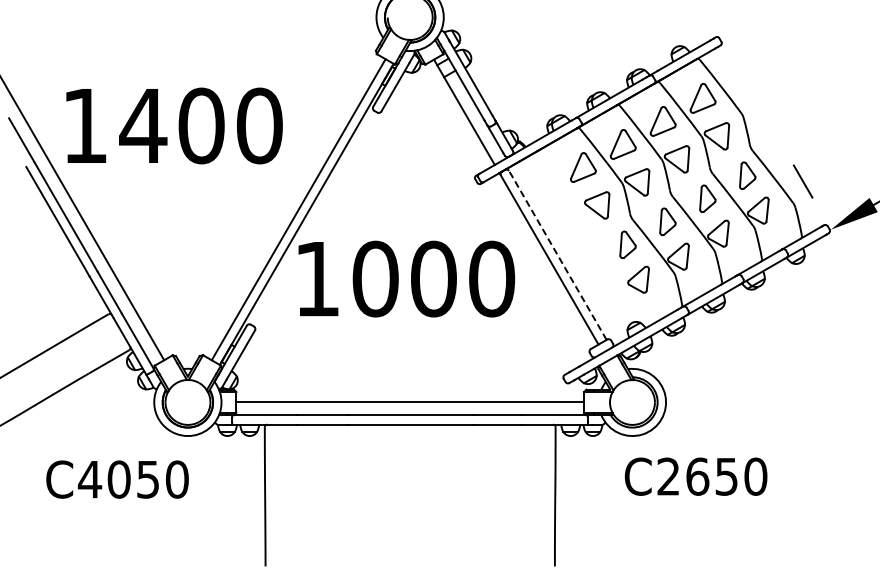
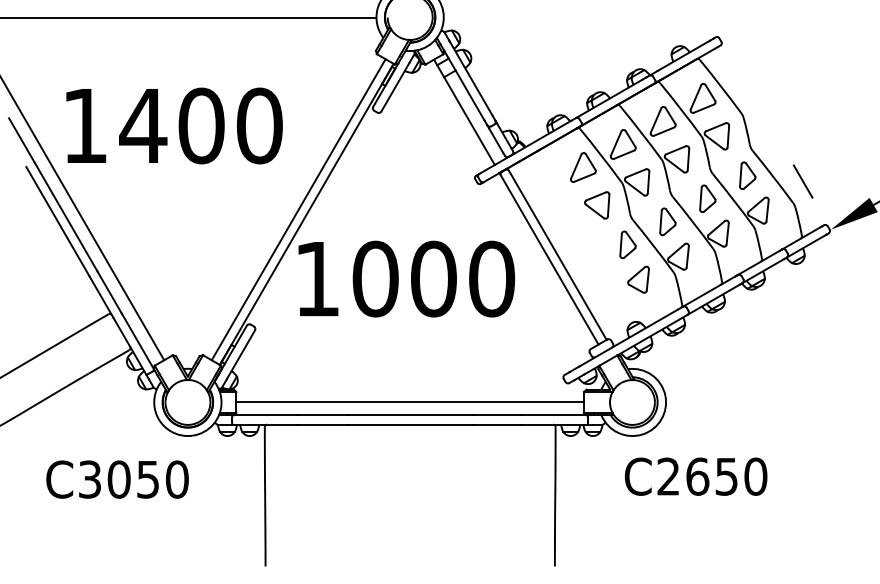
line: none -> present (189, 18)
line: dashed -> solid (557, 255)
text: C4050 -> C3050 (89, 479)
